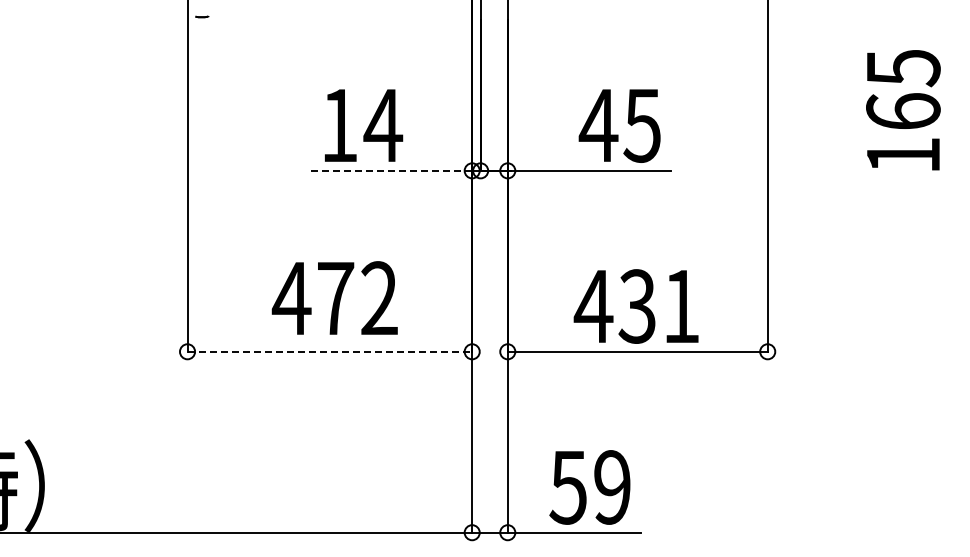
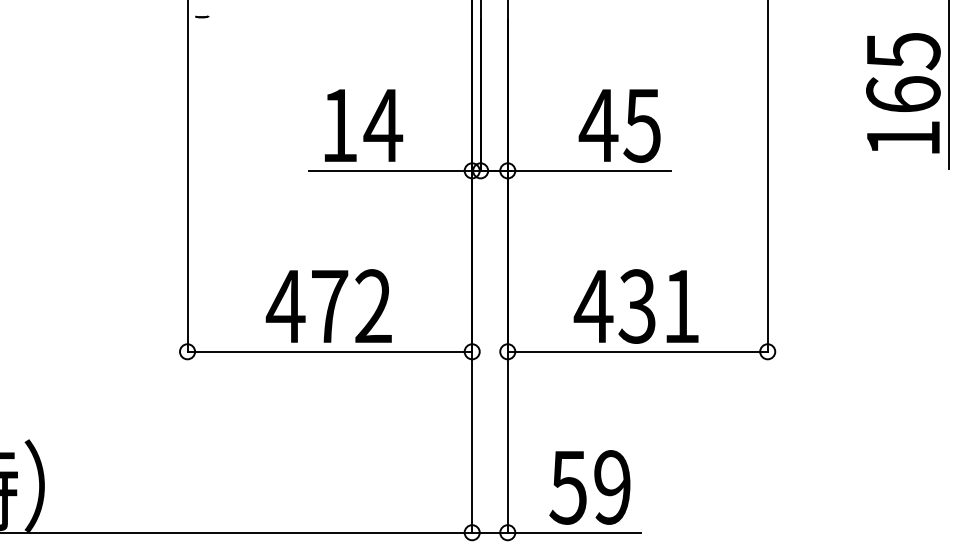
line: none -> present (948, 85)
text position: (903, 110) -> (903, 93) (903, 93)
line: dashed -> solid (390, 170)
text position: (334, 297) -> (328, 305) (328, 305)
line: dashed -> solid (330, 351)
